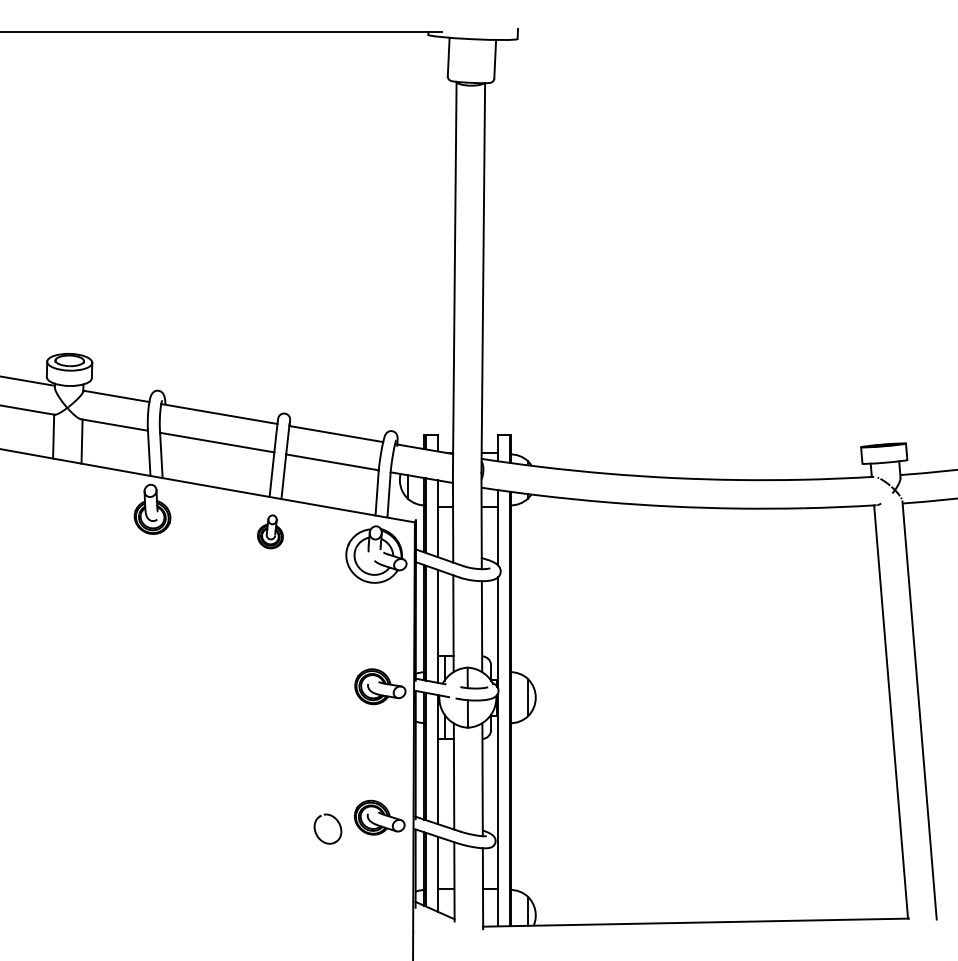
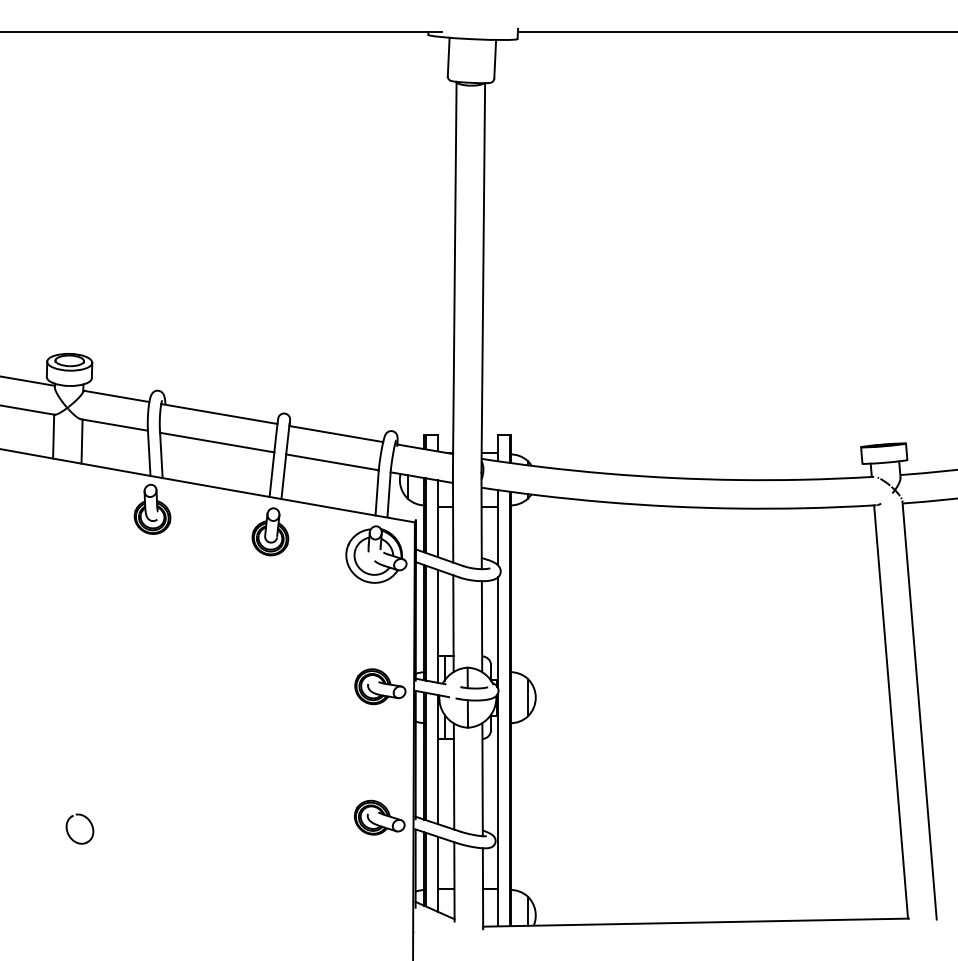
line: none -> present (735, 32)
part size: 27x36 px -> 39x50 px (270, 531)
part position: (336, 821) -> (88, 821) (88, 821)
